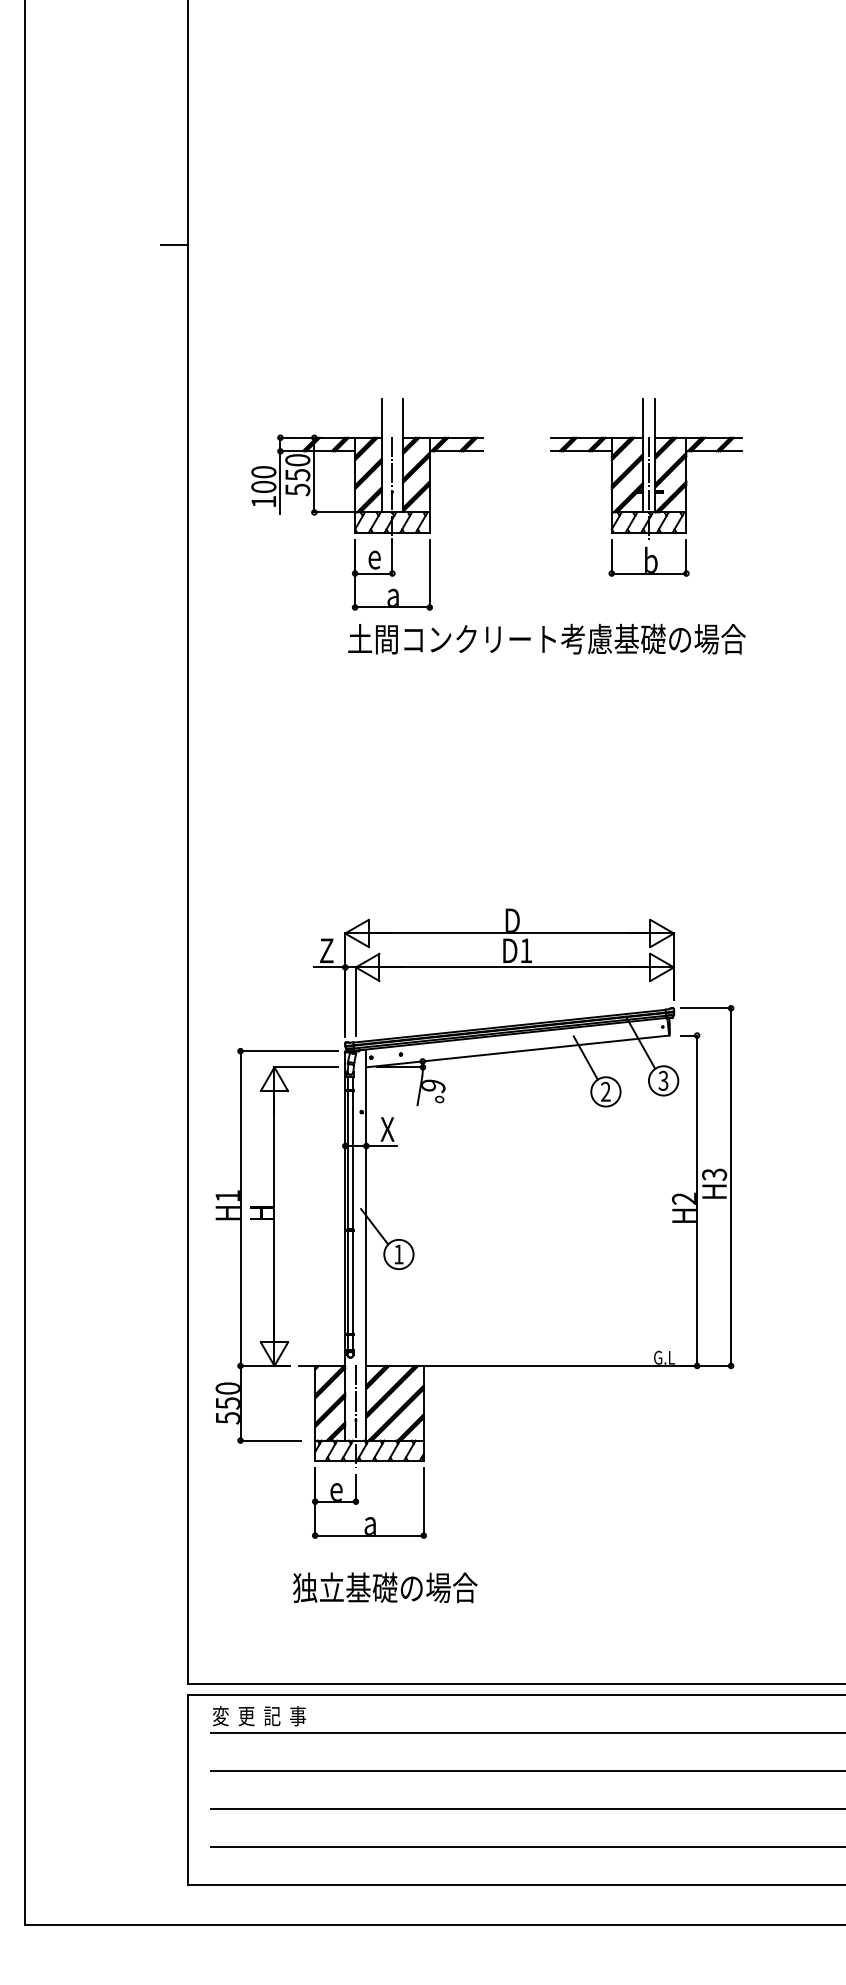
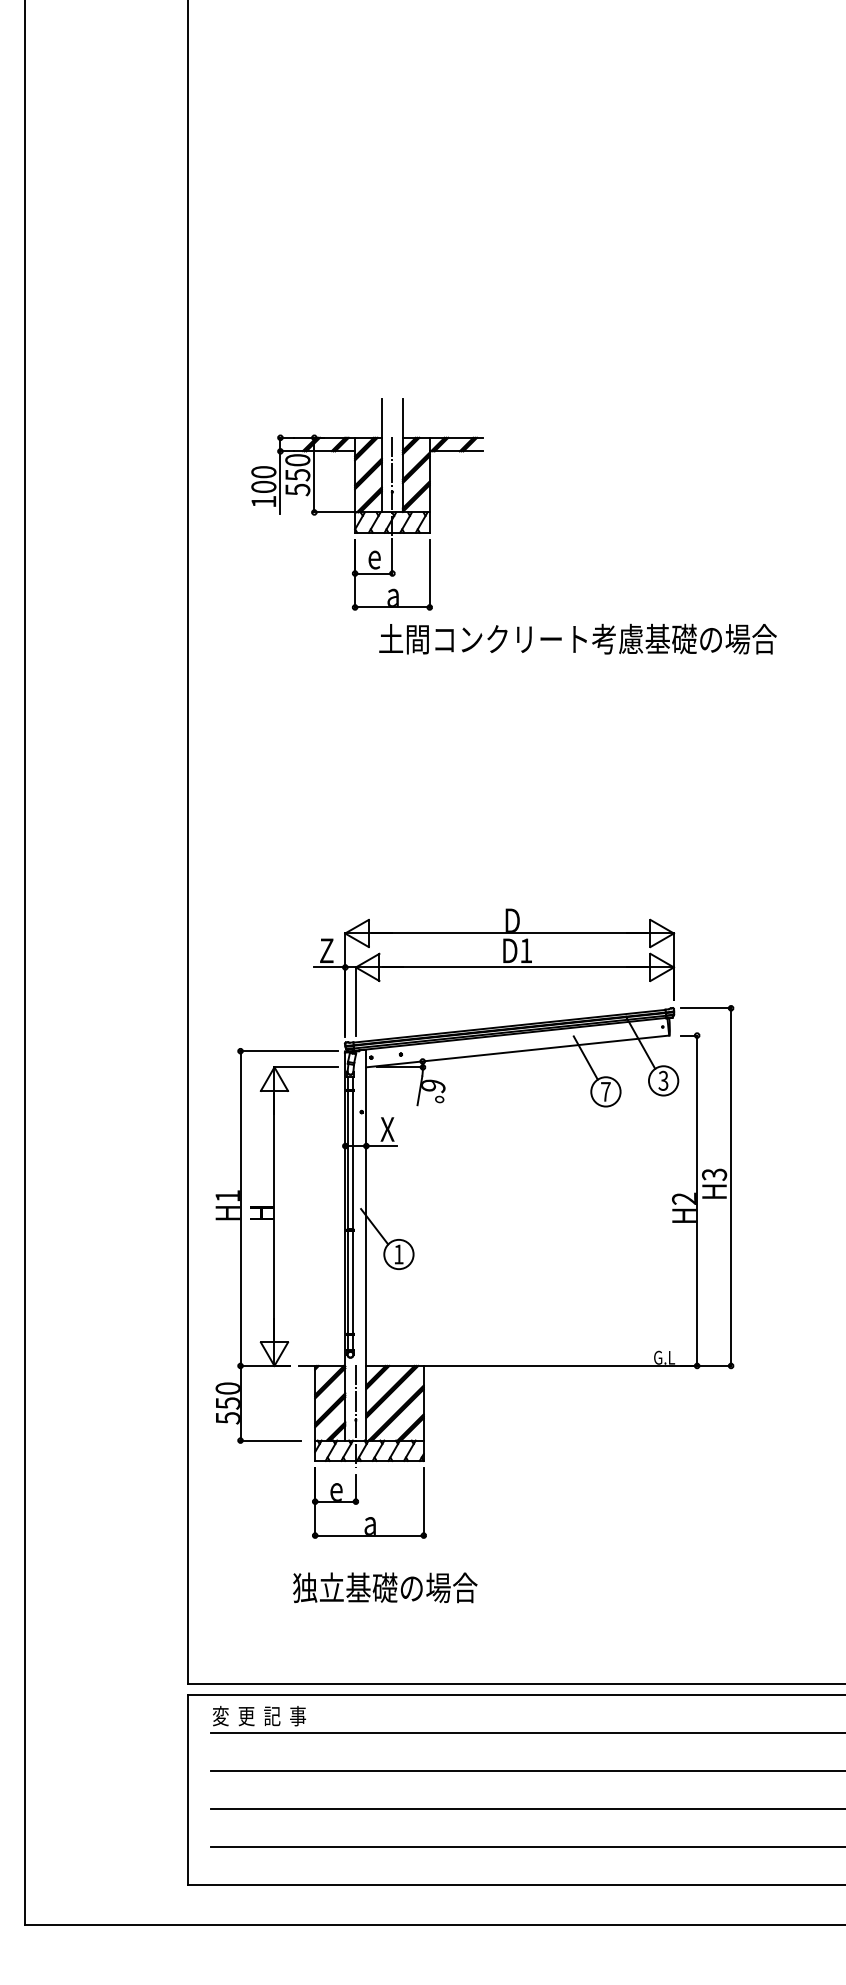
line: present -> none (174, 245)
part: present -> none (646, 487)
text position: (546, 638) -> (577, 638) (577, 638)
text: 2 -> 7 (605, 1091)
